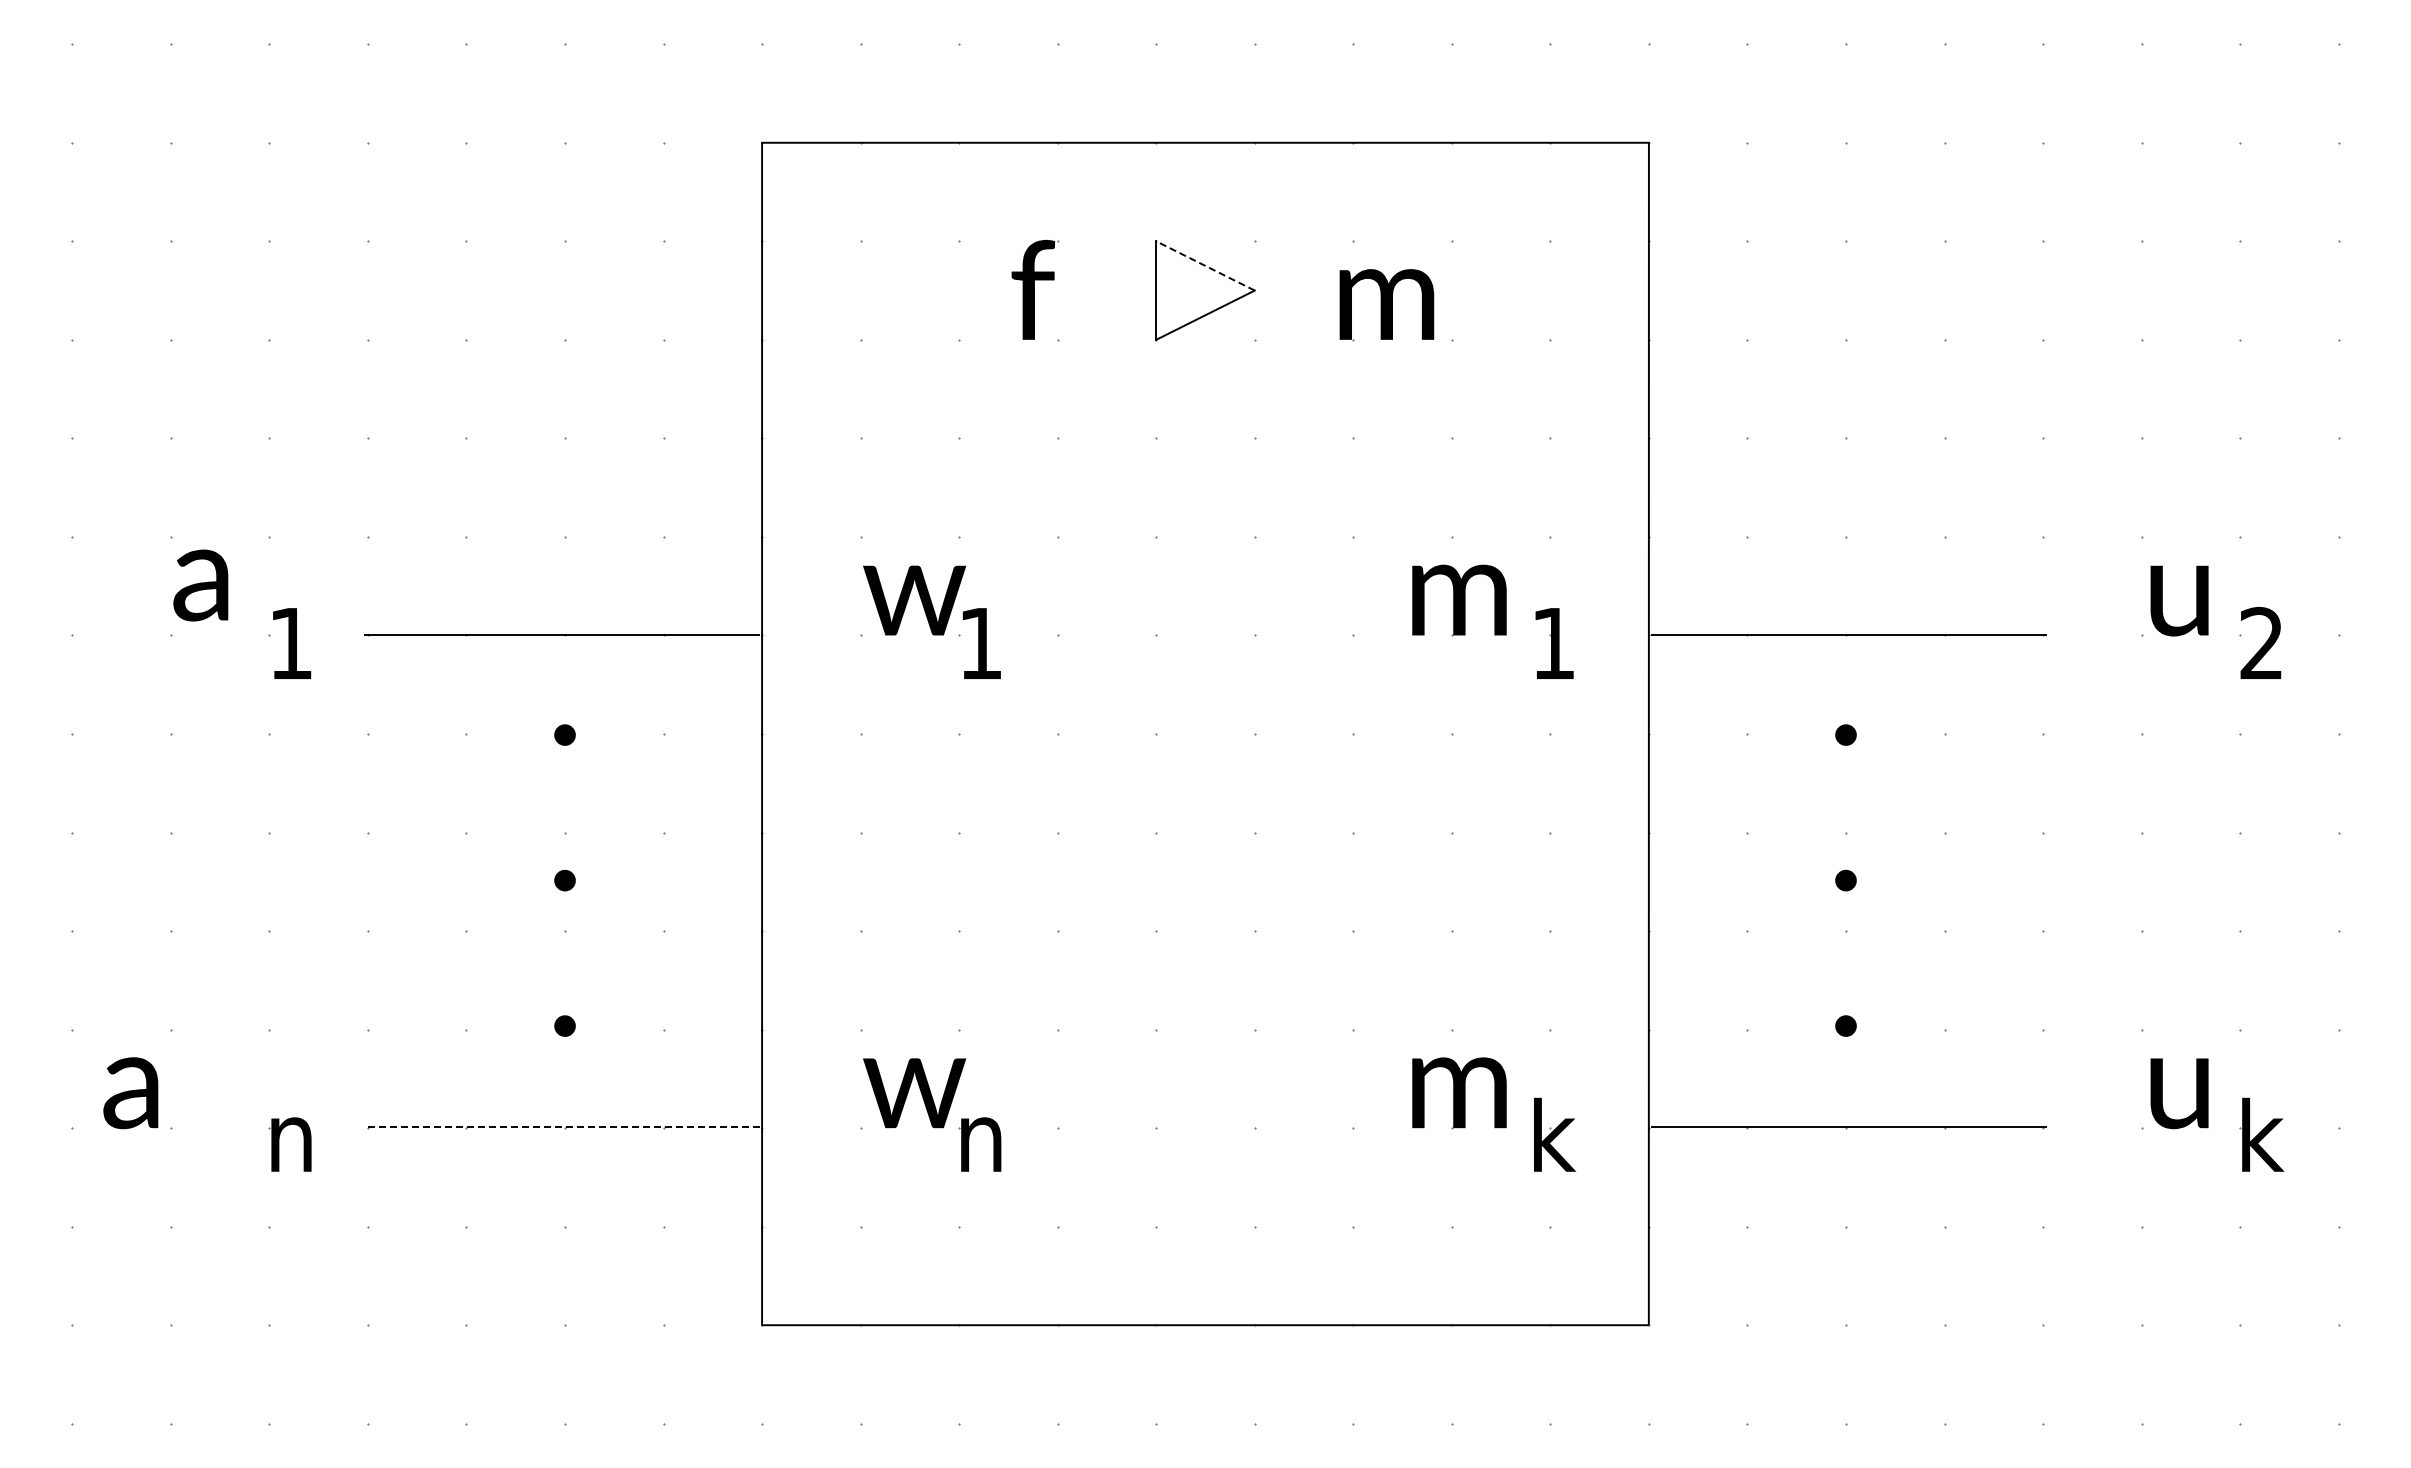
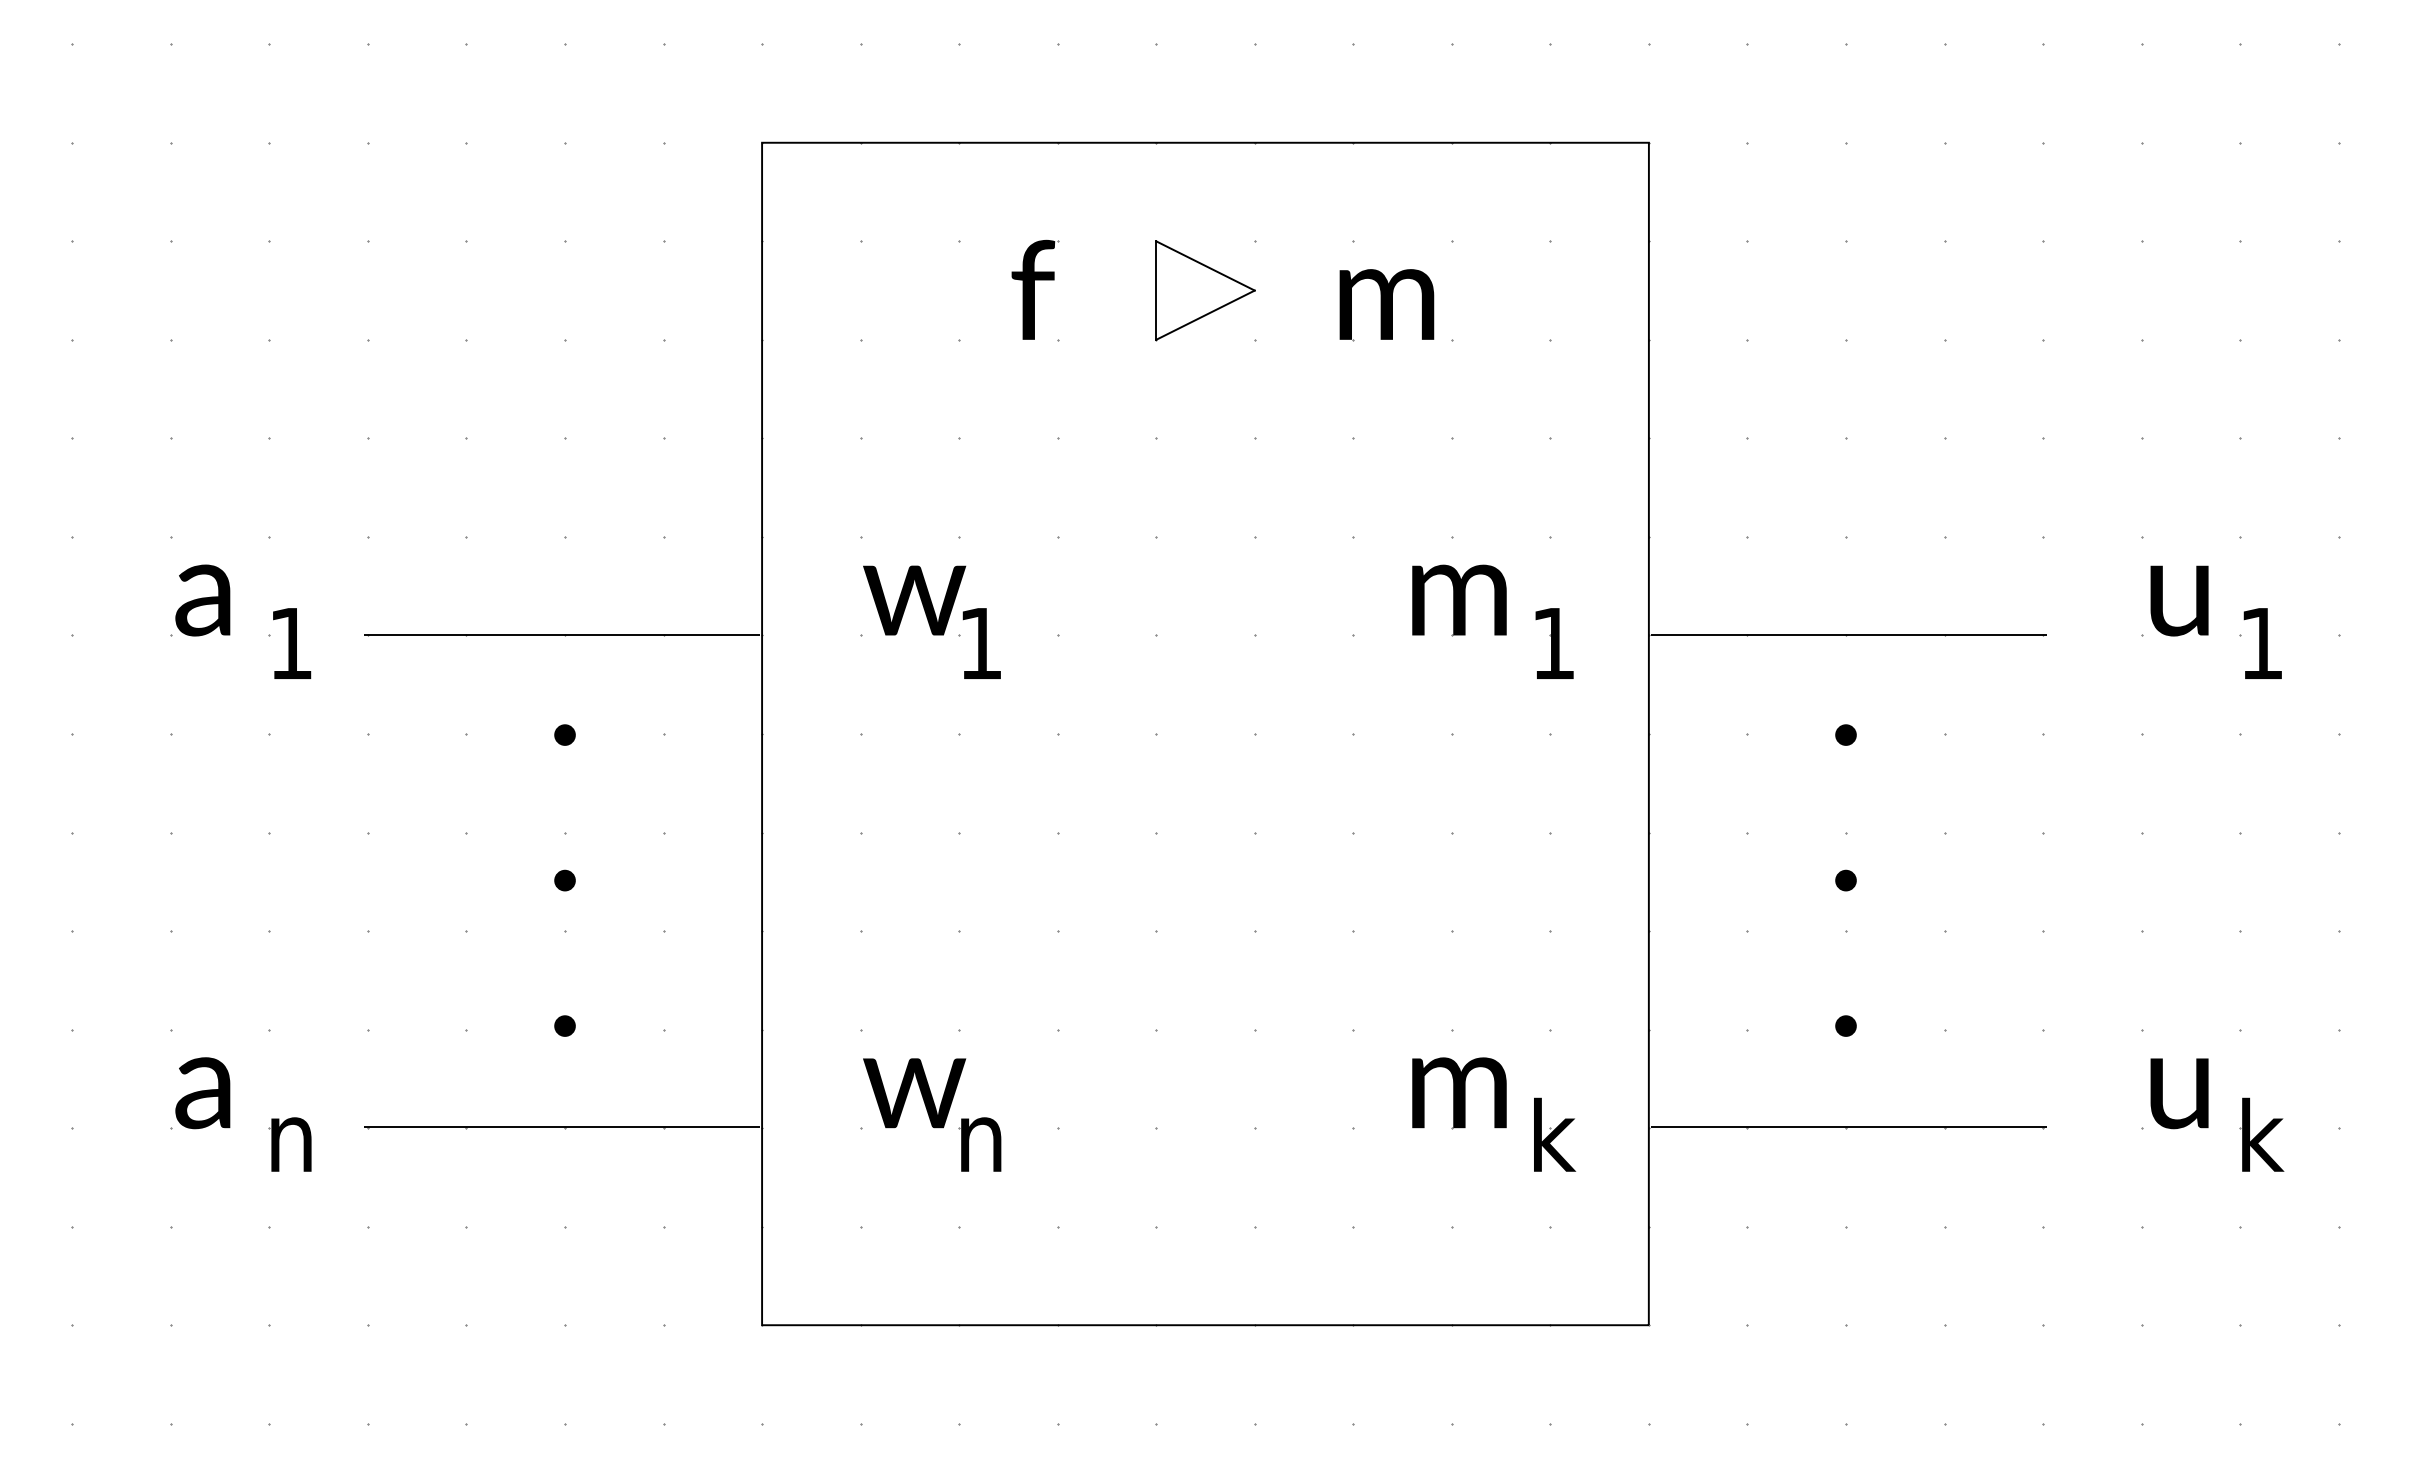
line: dashed -> solid (1205, 265)
text position: (200, 585) -> (202, 600) (202, 600)
text: 2 -> 1 (2260, 642)
text position: (130, 1093) -> (202, 1093) (202, 1093)
line: dashed -> solid (561, 1126)
